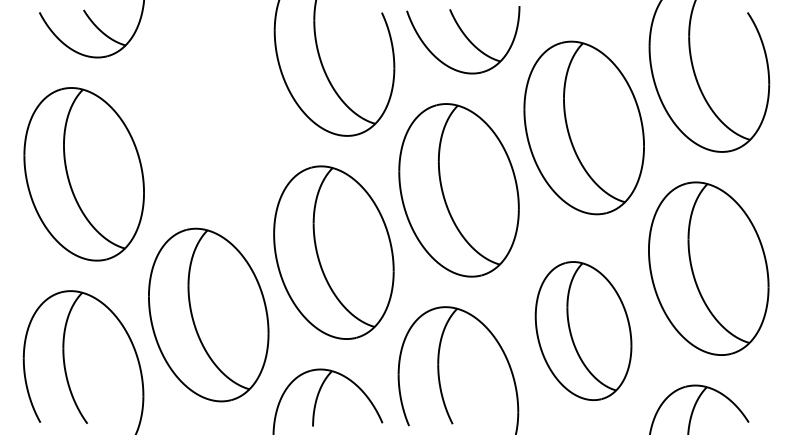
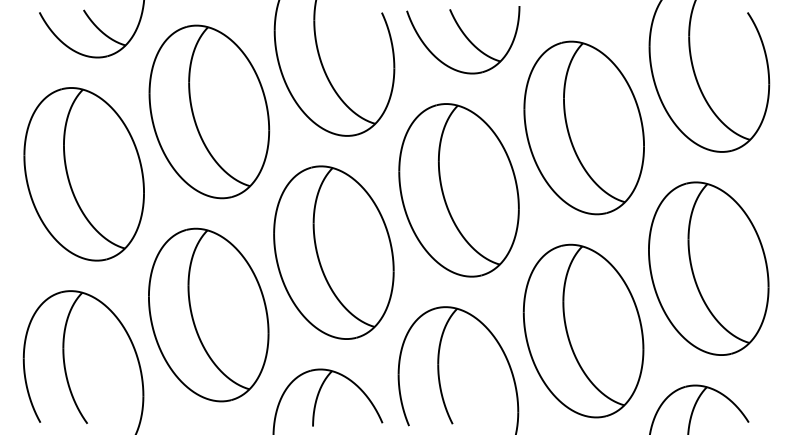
part: none -> present (209, 111)
part size: 99x140 px -> 123x176 px (583, 330)
